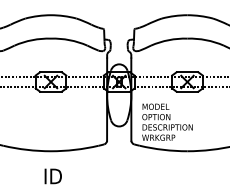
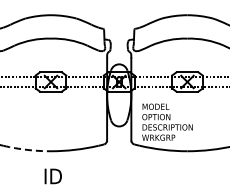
arc: solid -> dashed (26, 149)
